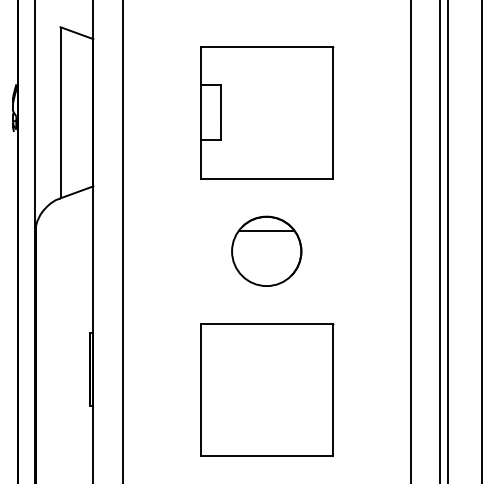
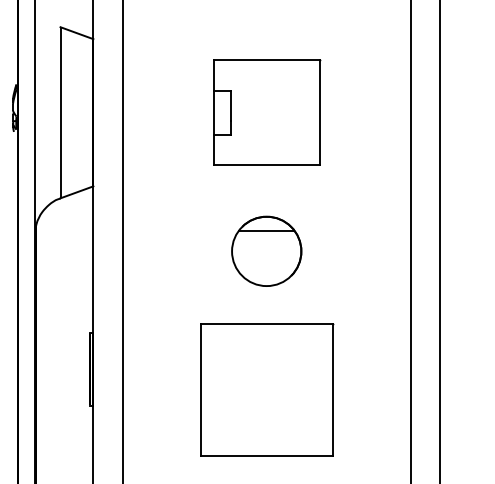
part size: 135x134 px -> 109x107 px (267, 112)
line: present -> none (448, 241)
line: present -> none (481, 241)
